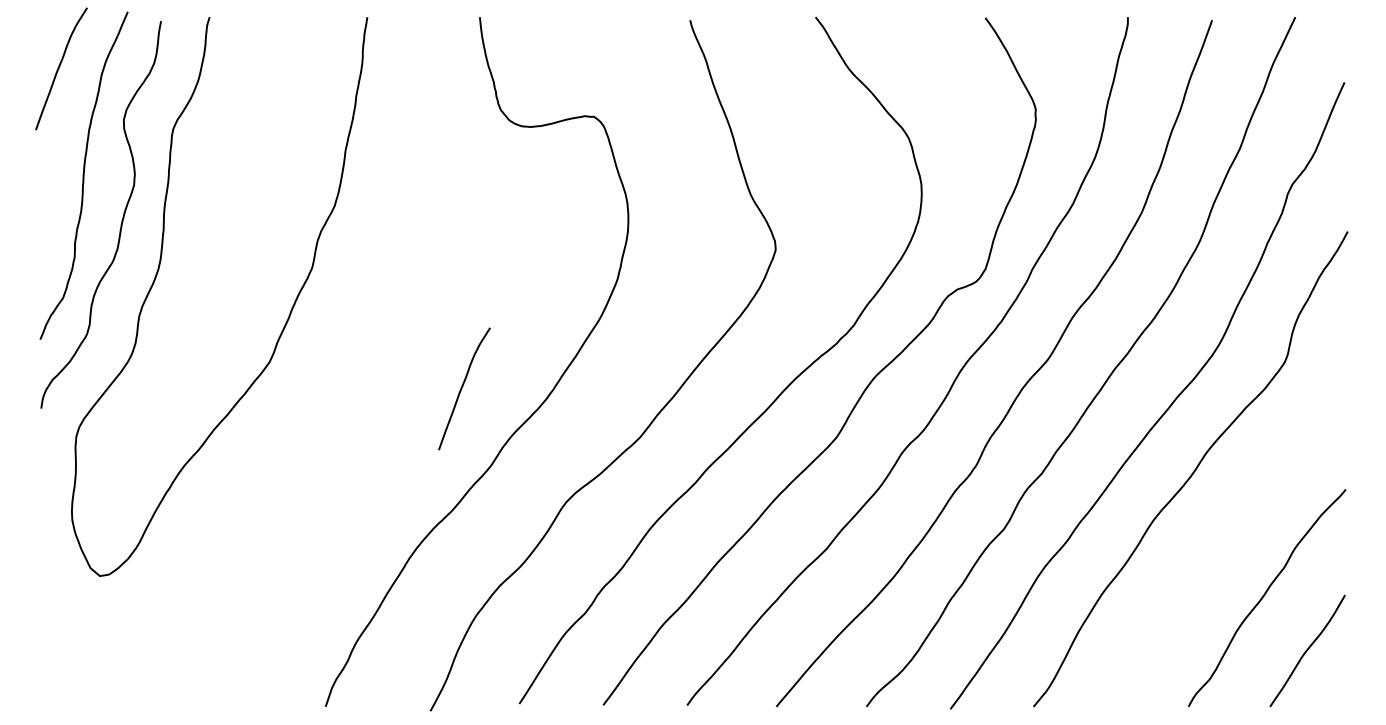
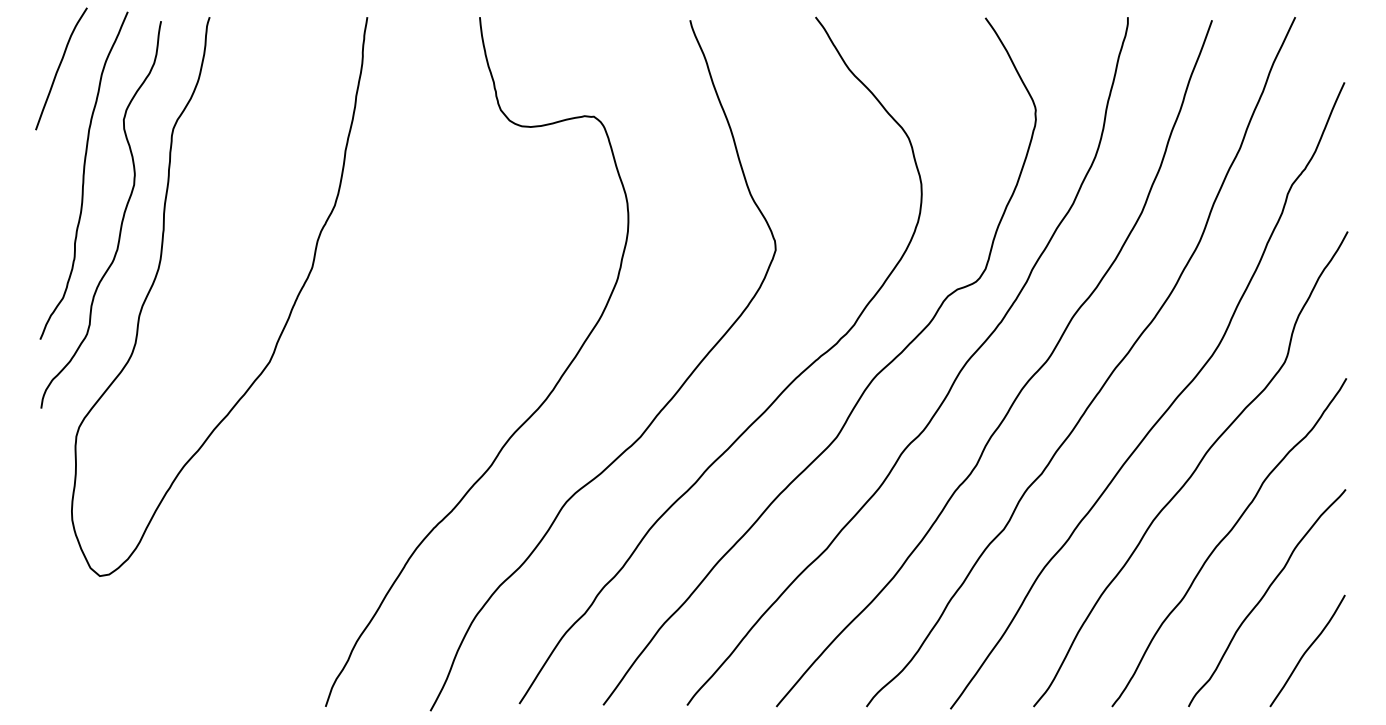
curve: present -> none (462, 388)
curve: none -> present (1225, 538)
